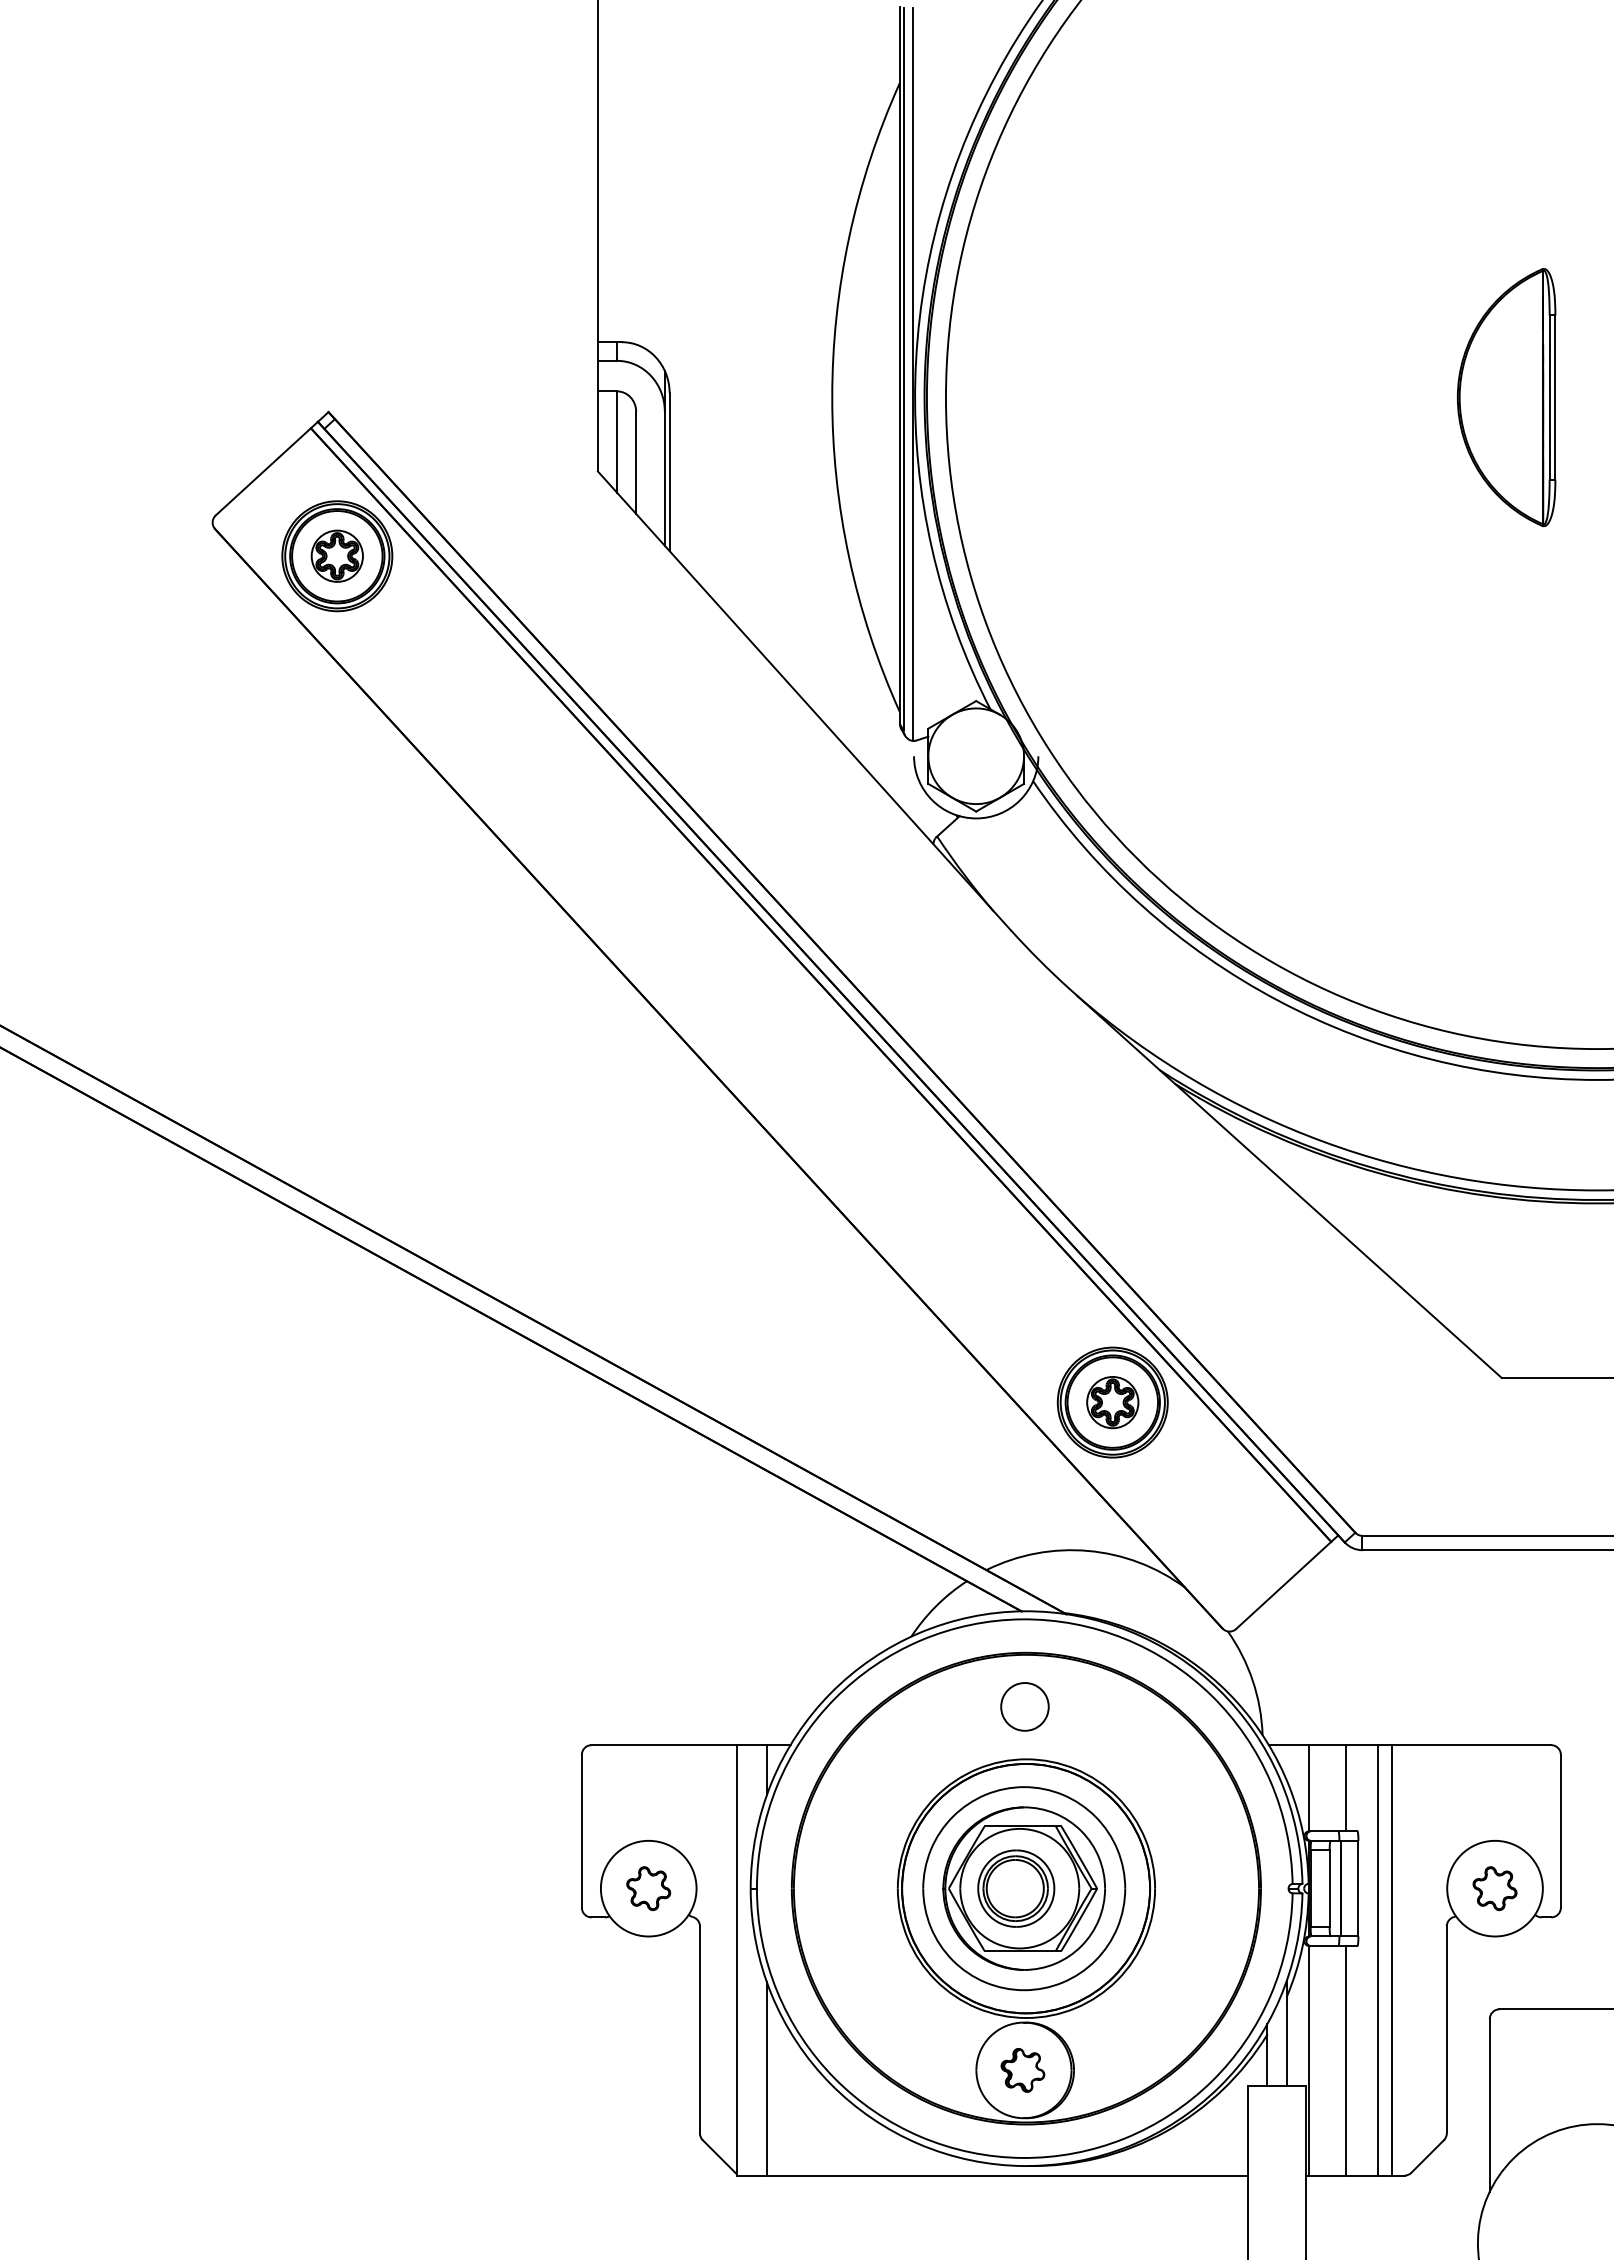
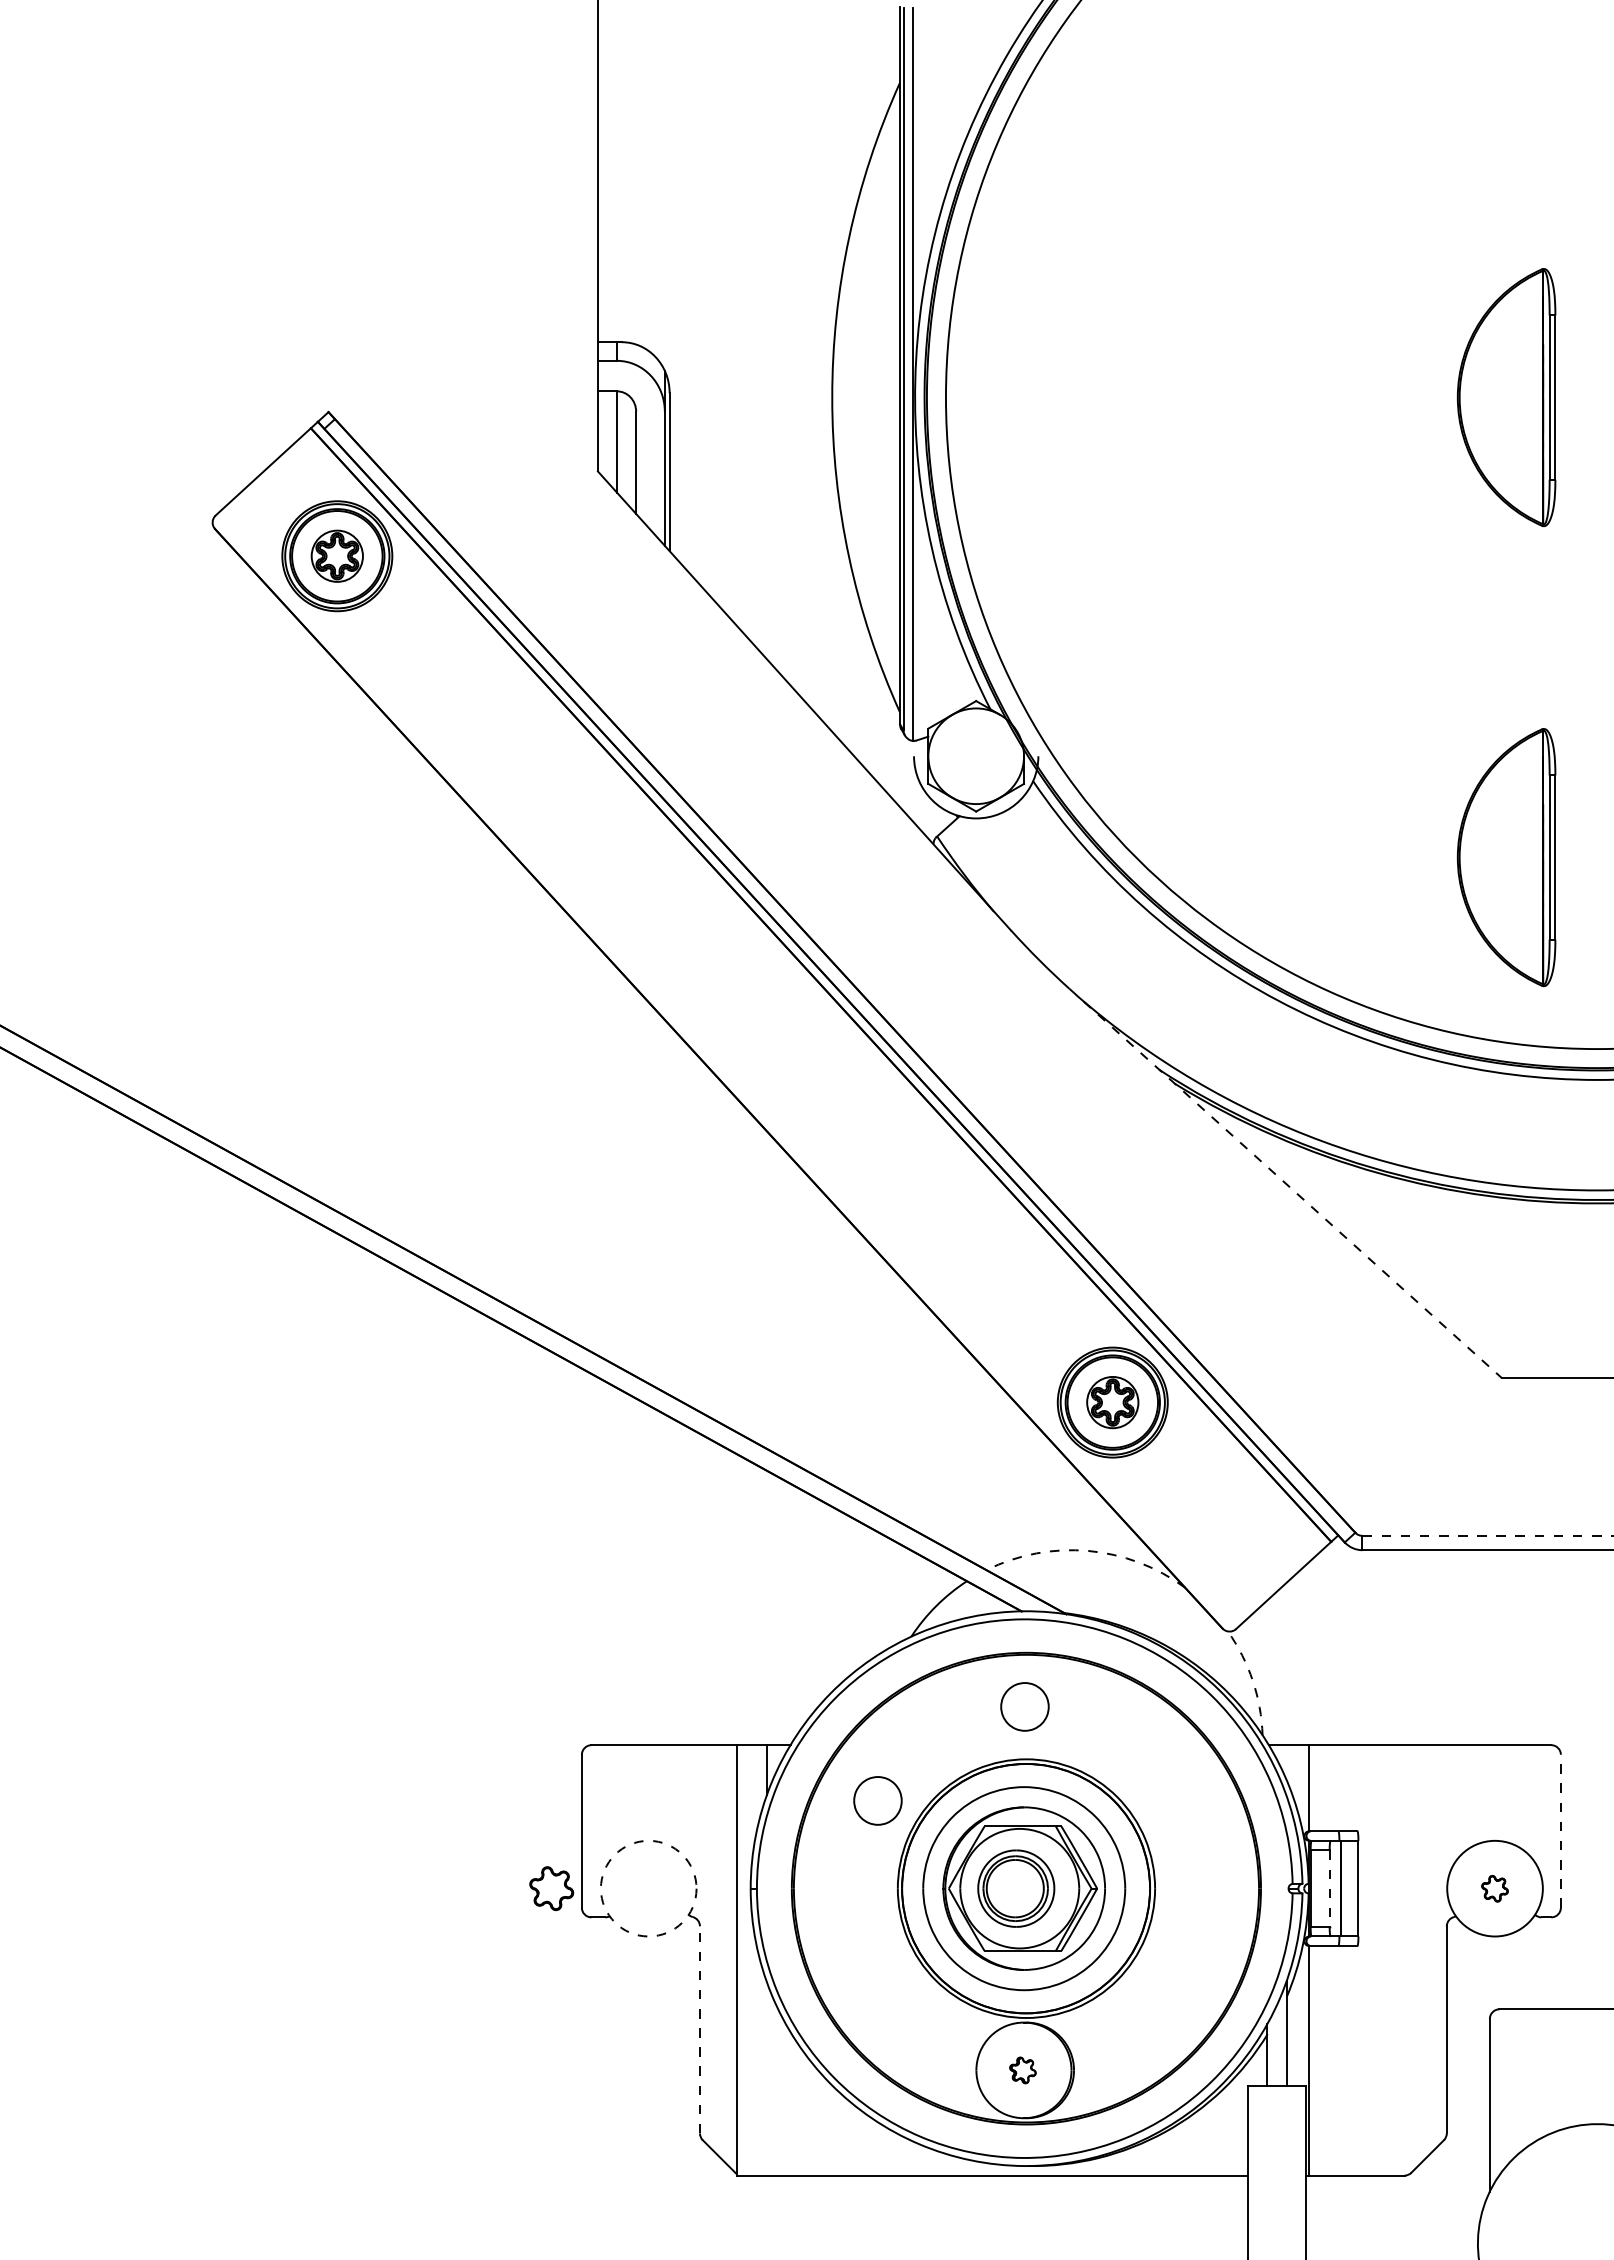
part: none -> present (1506, 857)
line: solid -> dashed (1285, 1183)
line: solid -> dashed (1488, 1535)
arc: solid -> dashed (1088, 1550)
arc: solid -> dashed (1252, 1680)
line: present -> none (1346, 1788)
part: none -> present (877, 1800)
line: solid -> dashed (1560, 1831)
circle: solid -> dashed (648, 1888)
part position: (648, 1888) -> (551, 1888) (551, 1888)
part size: 46x46 px -> 28x28 px (1494, 1888)
line: solid -> dashed (1329, 1889)
line: present -> none (1377, 1960)
line: present -> none (1392, 1960)
line: solid -> dashed (699, 2029)
line: present -> none (1346, 2060)
part size: 46x45 px -> 28x29 px (1022, 2070)
line: present -> none (766, 2078)
